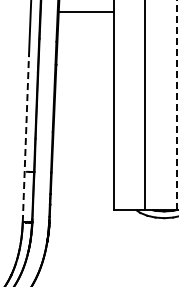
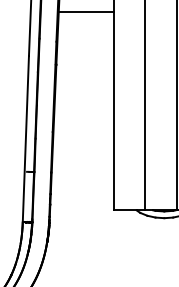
line: dashed -> solid (177, 105)
line: dashed -> solid (25, 138)
